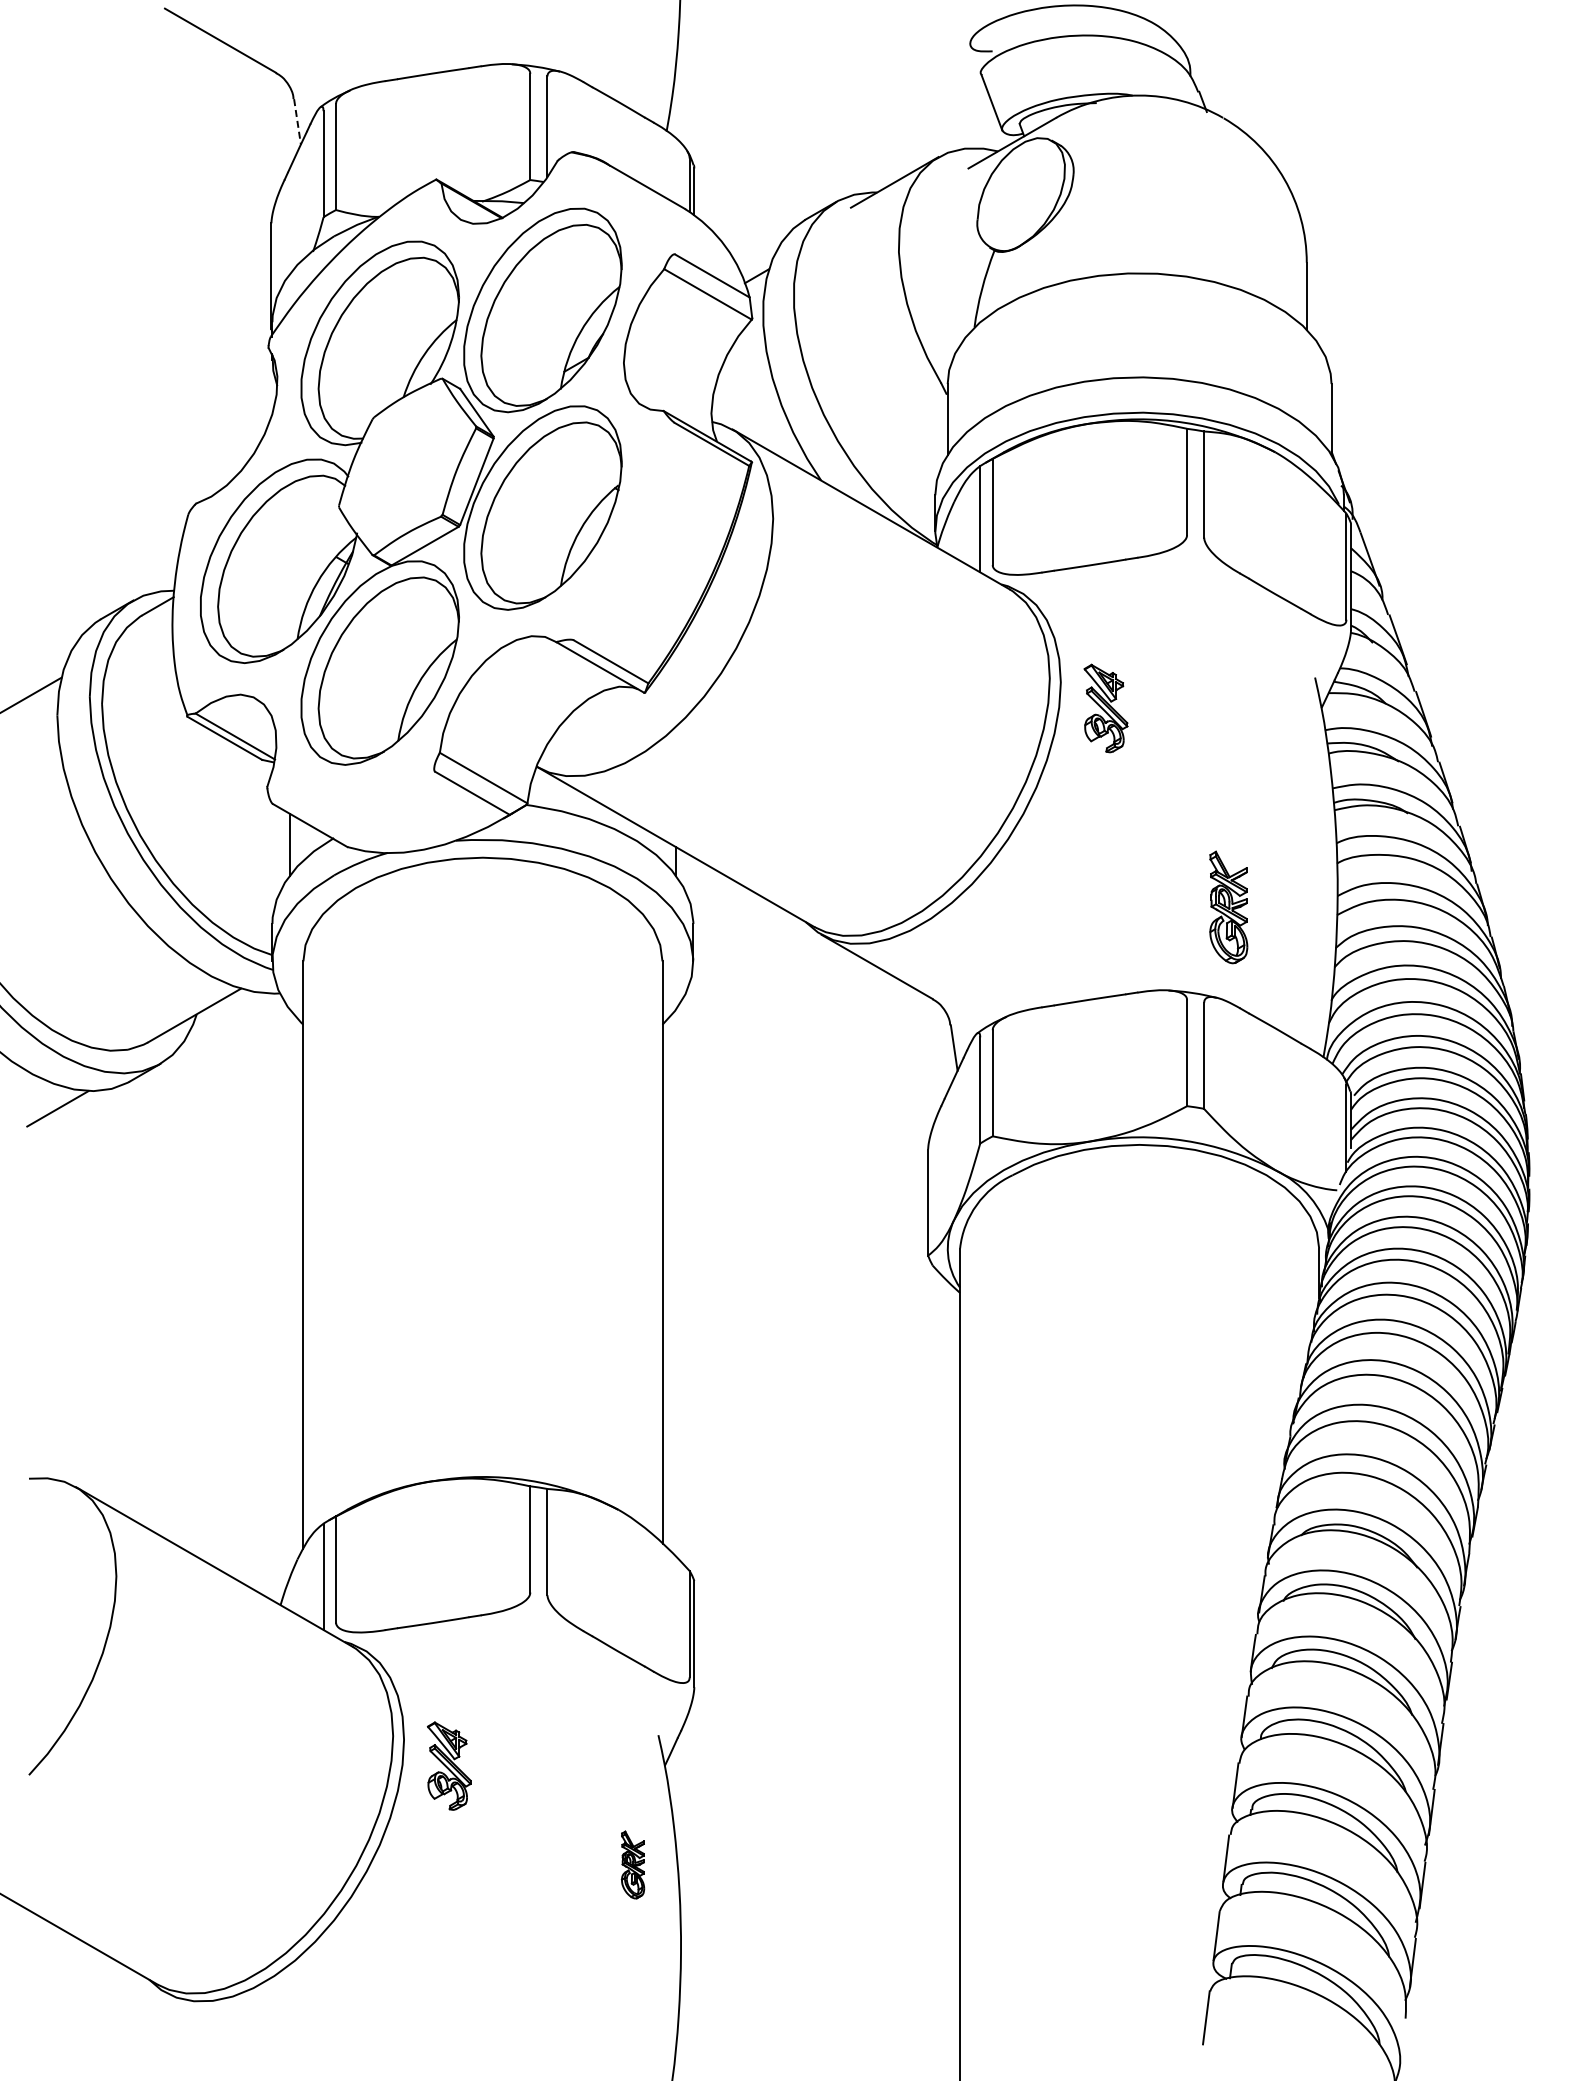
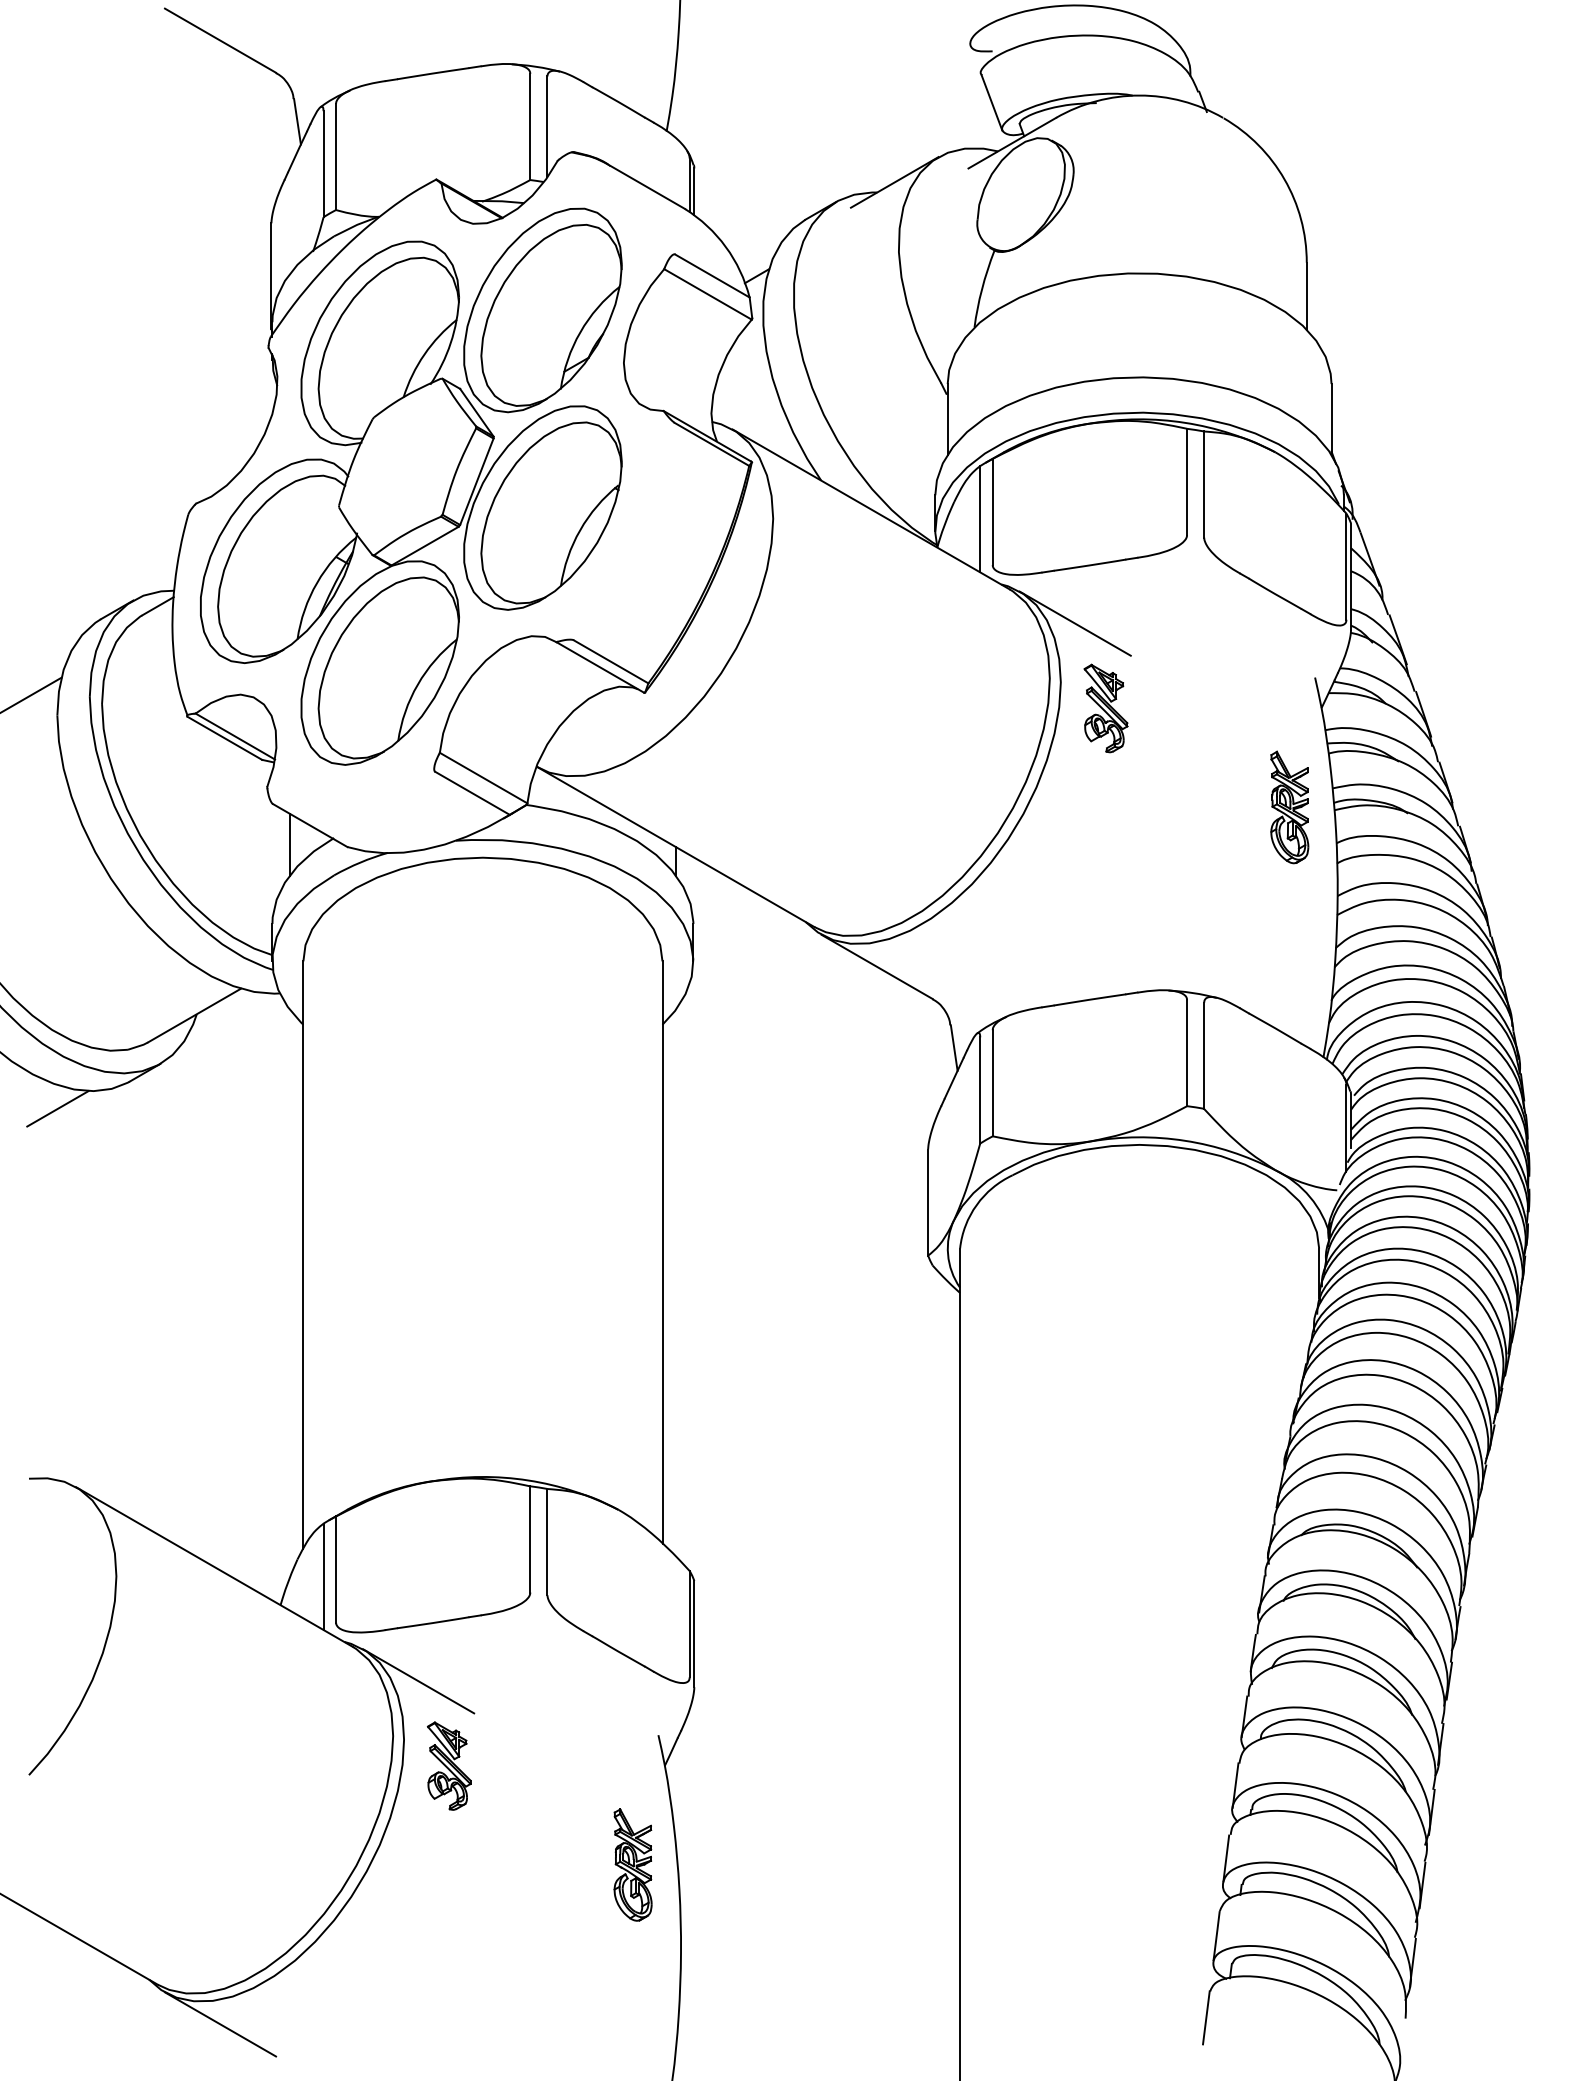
line: dashed -> solid (297, 121)
line: none -> present (1074, 623)
part position: (1228, 907) -> (1289, 807) (1289, 807)
line: none -> present (418, 1681)
part size: 26x70 px -> 40x114 px (632, 1864)
line: none -> present (220, 2024)
